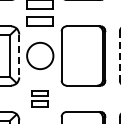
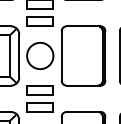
line: dashed -> solid (19, 56)
line: dashed -> solid (120, 56)
part size: 18x18 px -> 28x28 px (39, 98)
